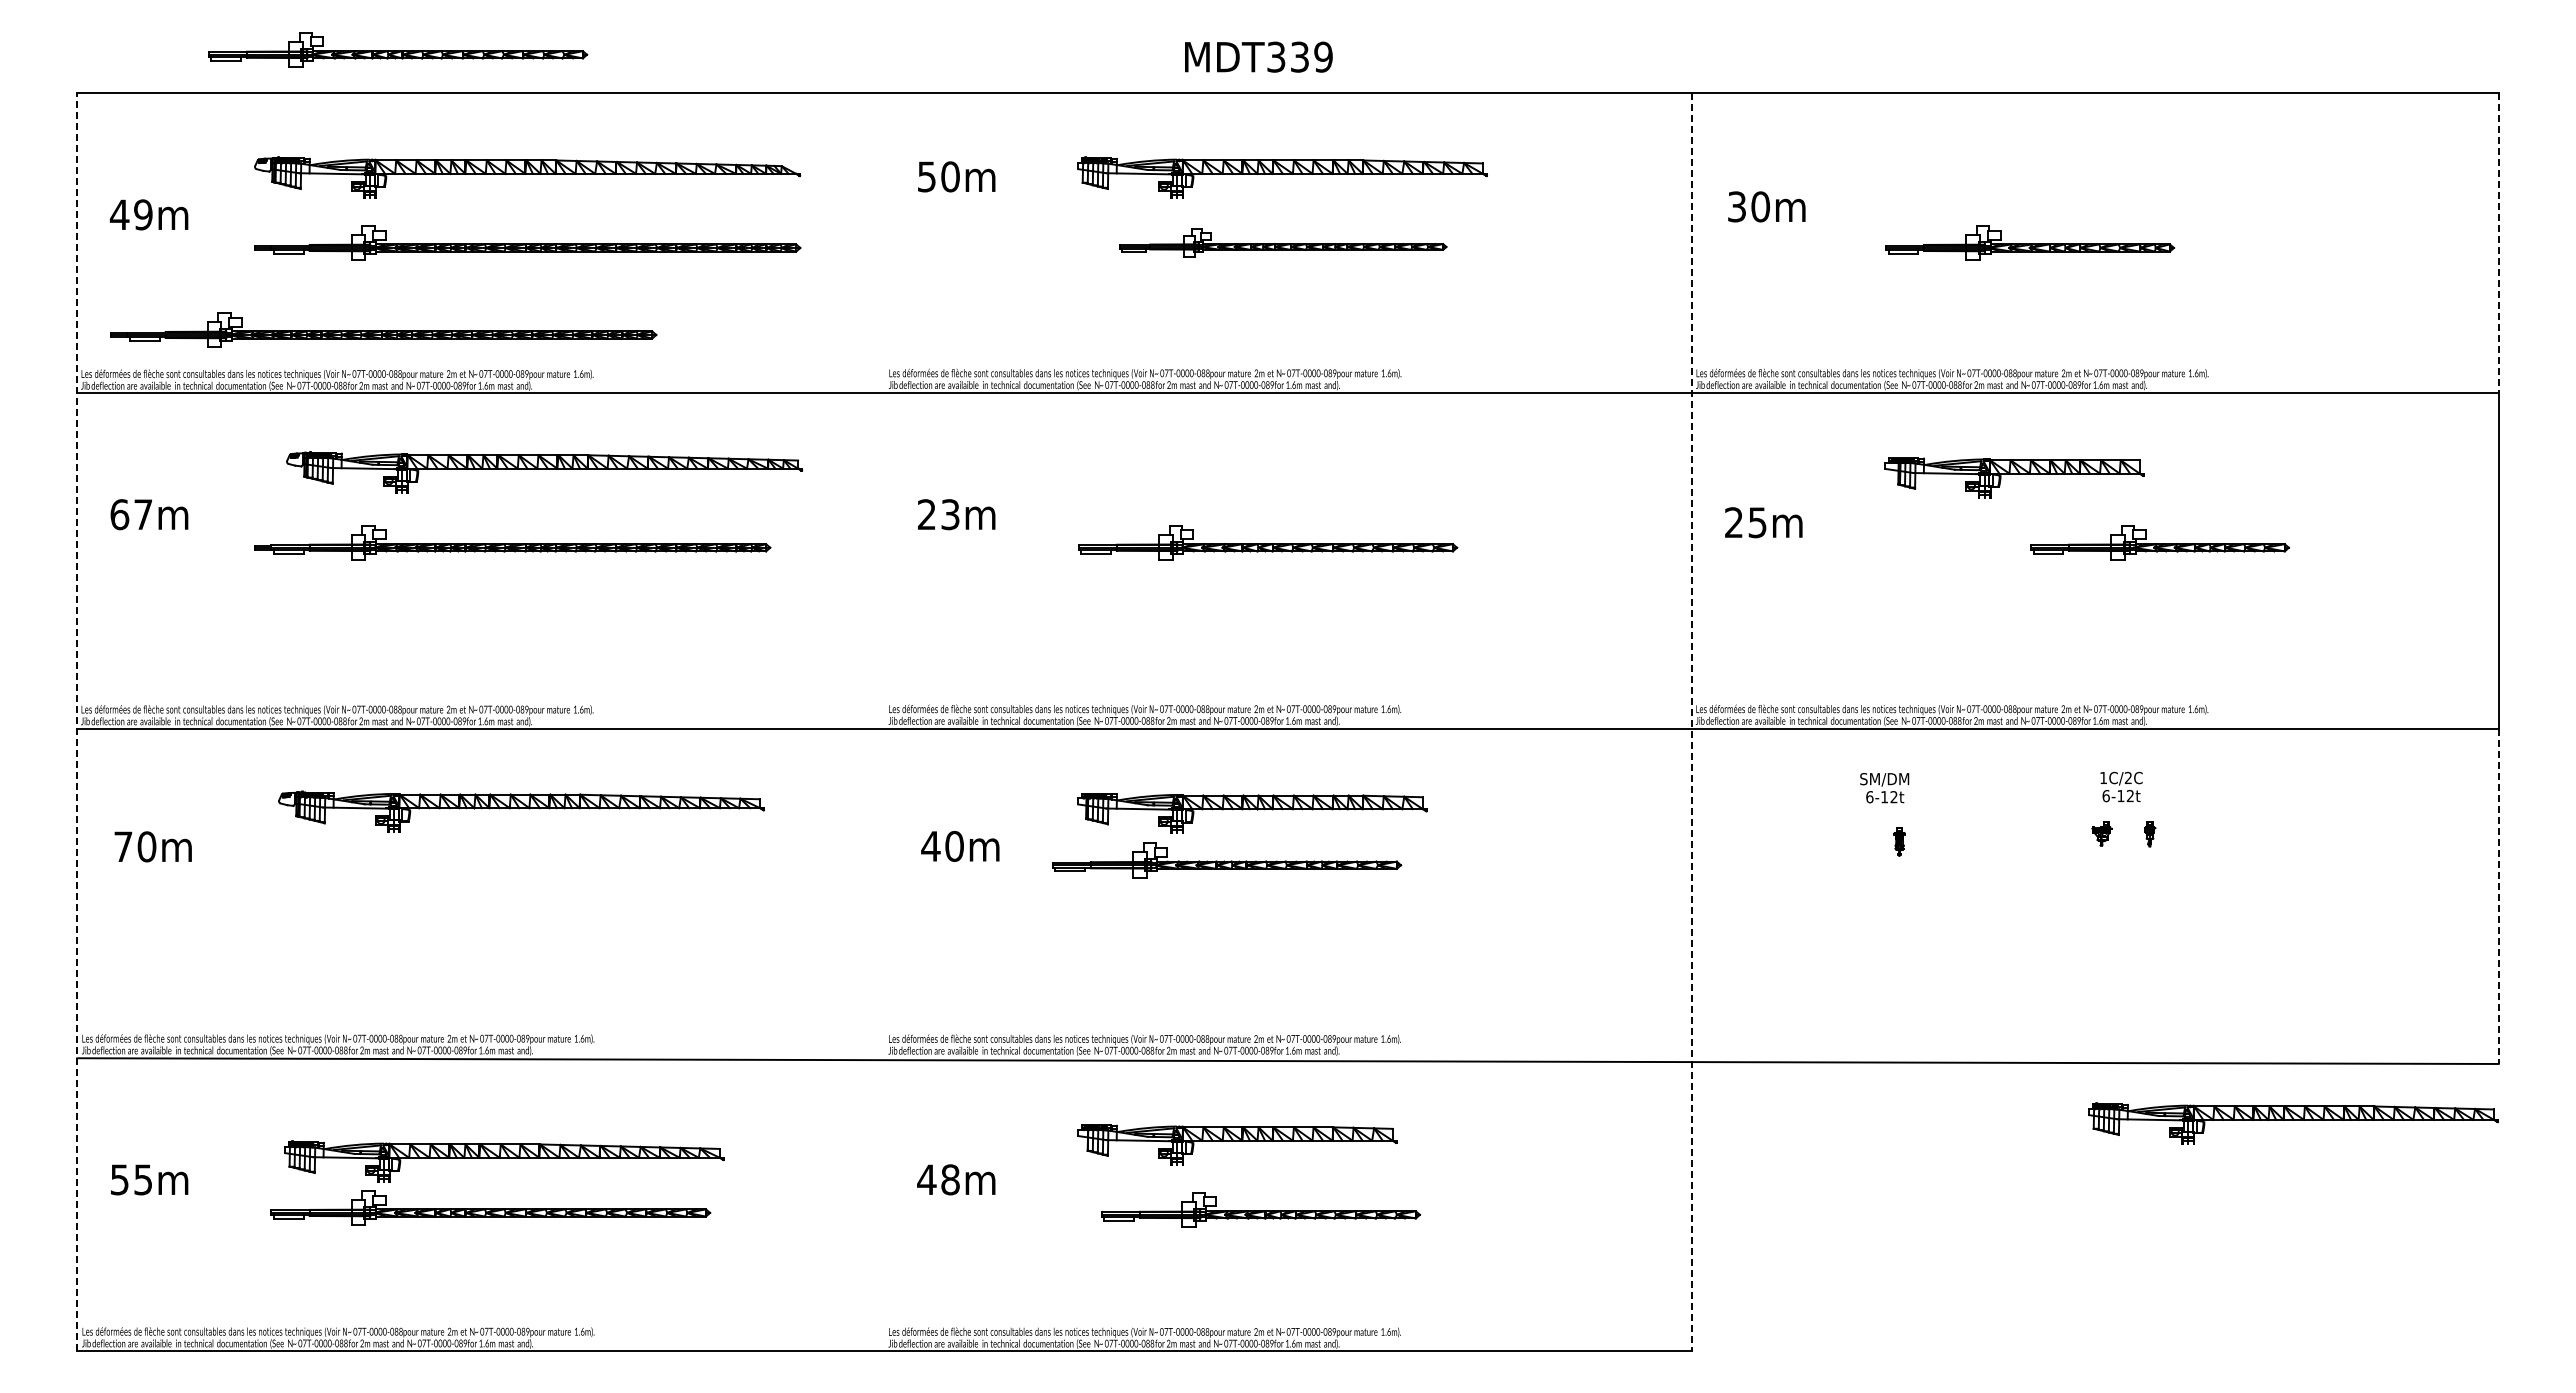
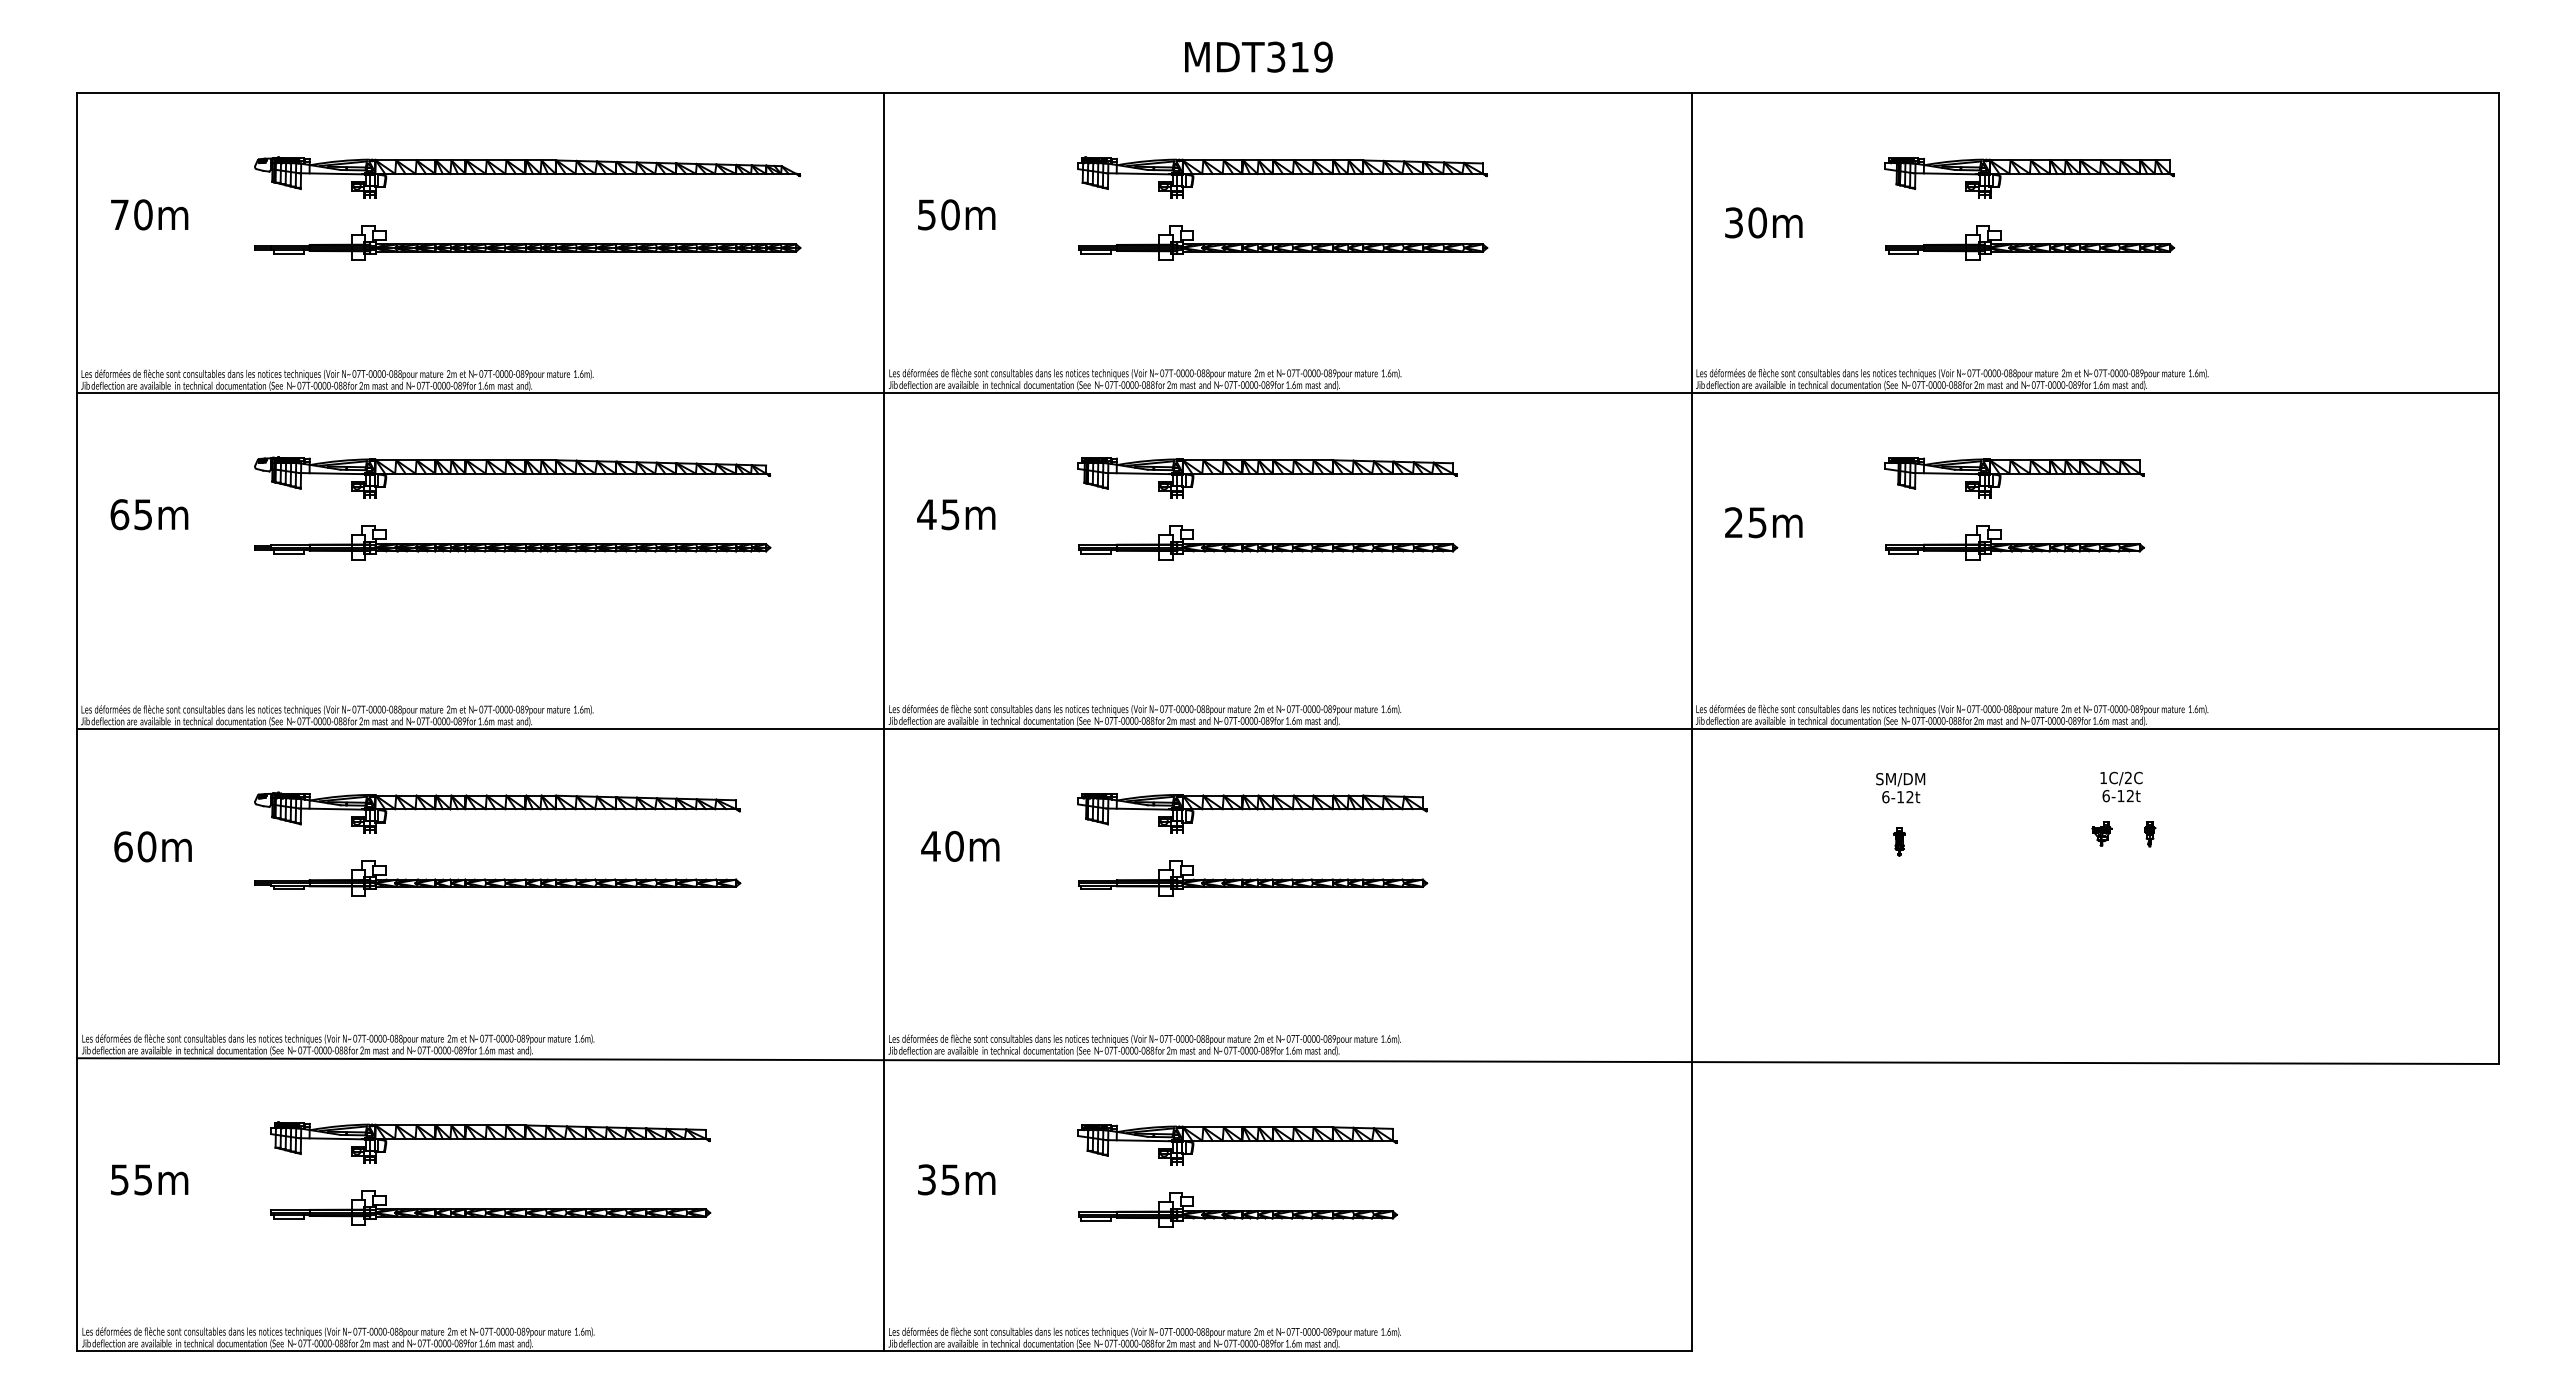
part: present -> none (398, 49)
text: MDT339 -> MDT319 (1299, 56)
text position: (956, 176) -> (956, 214) (956, 214)
part: none -> present (2029, 177)
text position: (1766, 206) -> (1763, 222) (1763, 222)
text: 49m -> 70m (130, 214)
part size: 329x30 px -> 411x36 px (1283, 242)
line: dashed -> solid (2498, 243)
part: present -> none (383, 329)
part position: (544, 472) -> (512, 477) (512, 477)
part: none -> present (1267, 477)
text: 67m -> 65m (143, 514)
text: 23m -> 45m (938, 514)
part position: (2160, 542) -> (2015, 542) (2015, 542)
line: dashed -> solid (77, 721)
line: none -> present (884, 722)
line: dashed -> solid (1691, 722)
text position: (1884, 788) -> (1900, 788) (1900, 788)
part position: (521, 811) -> (497, 812) (497, 812)
text: 70m -> 60m (123, 846)
part position: (1227, 860) -> (1253, 878) (1253, 878)
part: none -> present (497, 878)
line: dashed -> solid (2498, 896)
part: present -> none (2293, 1123)
part position: (504, 1161) -> (490, 1142) (490, 1142)
text: 48m -> 35m (938, 1179)
part position: (1261, 1209) -> (1238, 1209) (1238, 1209)
